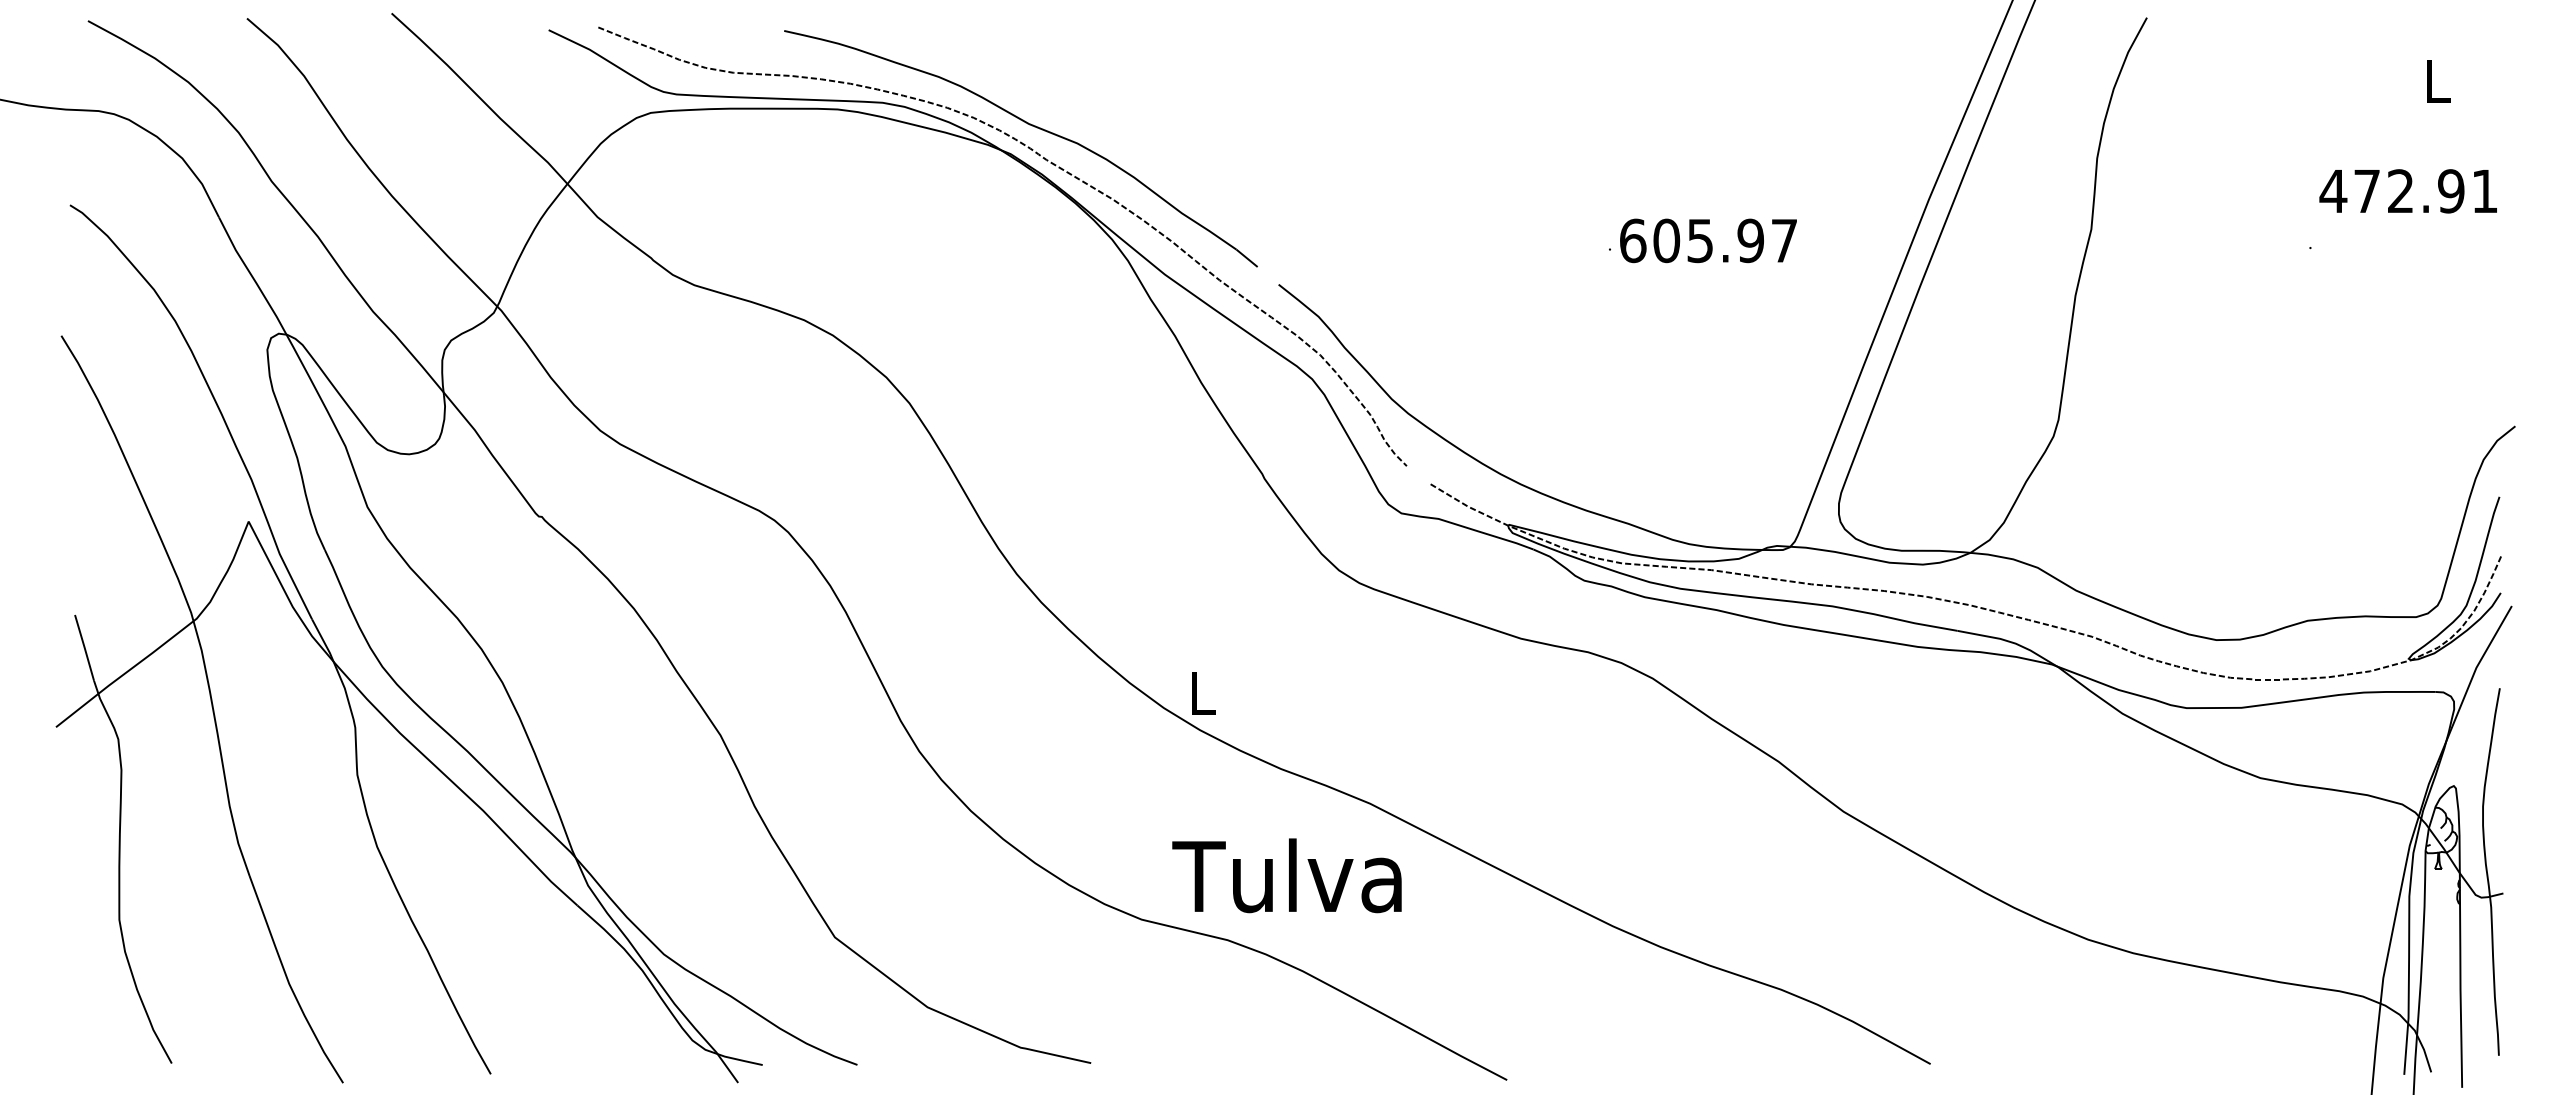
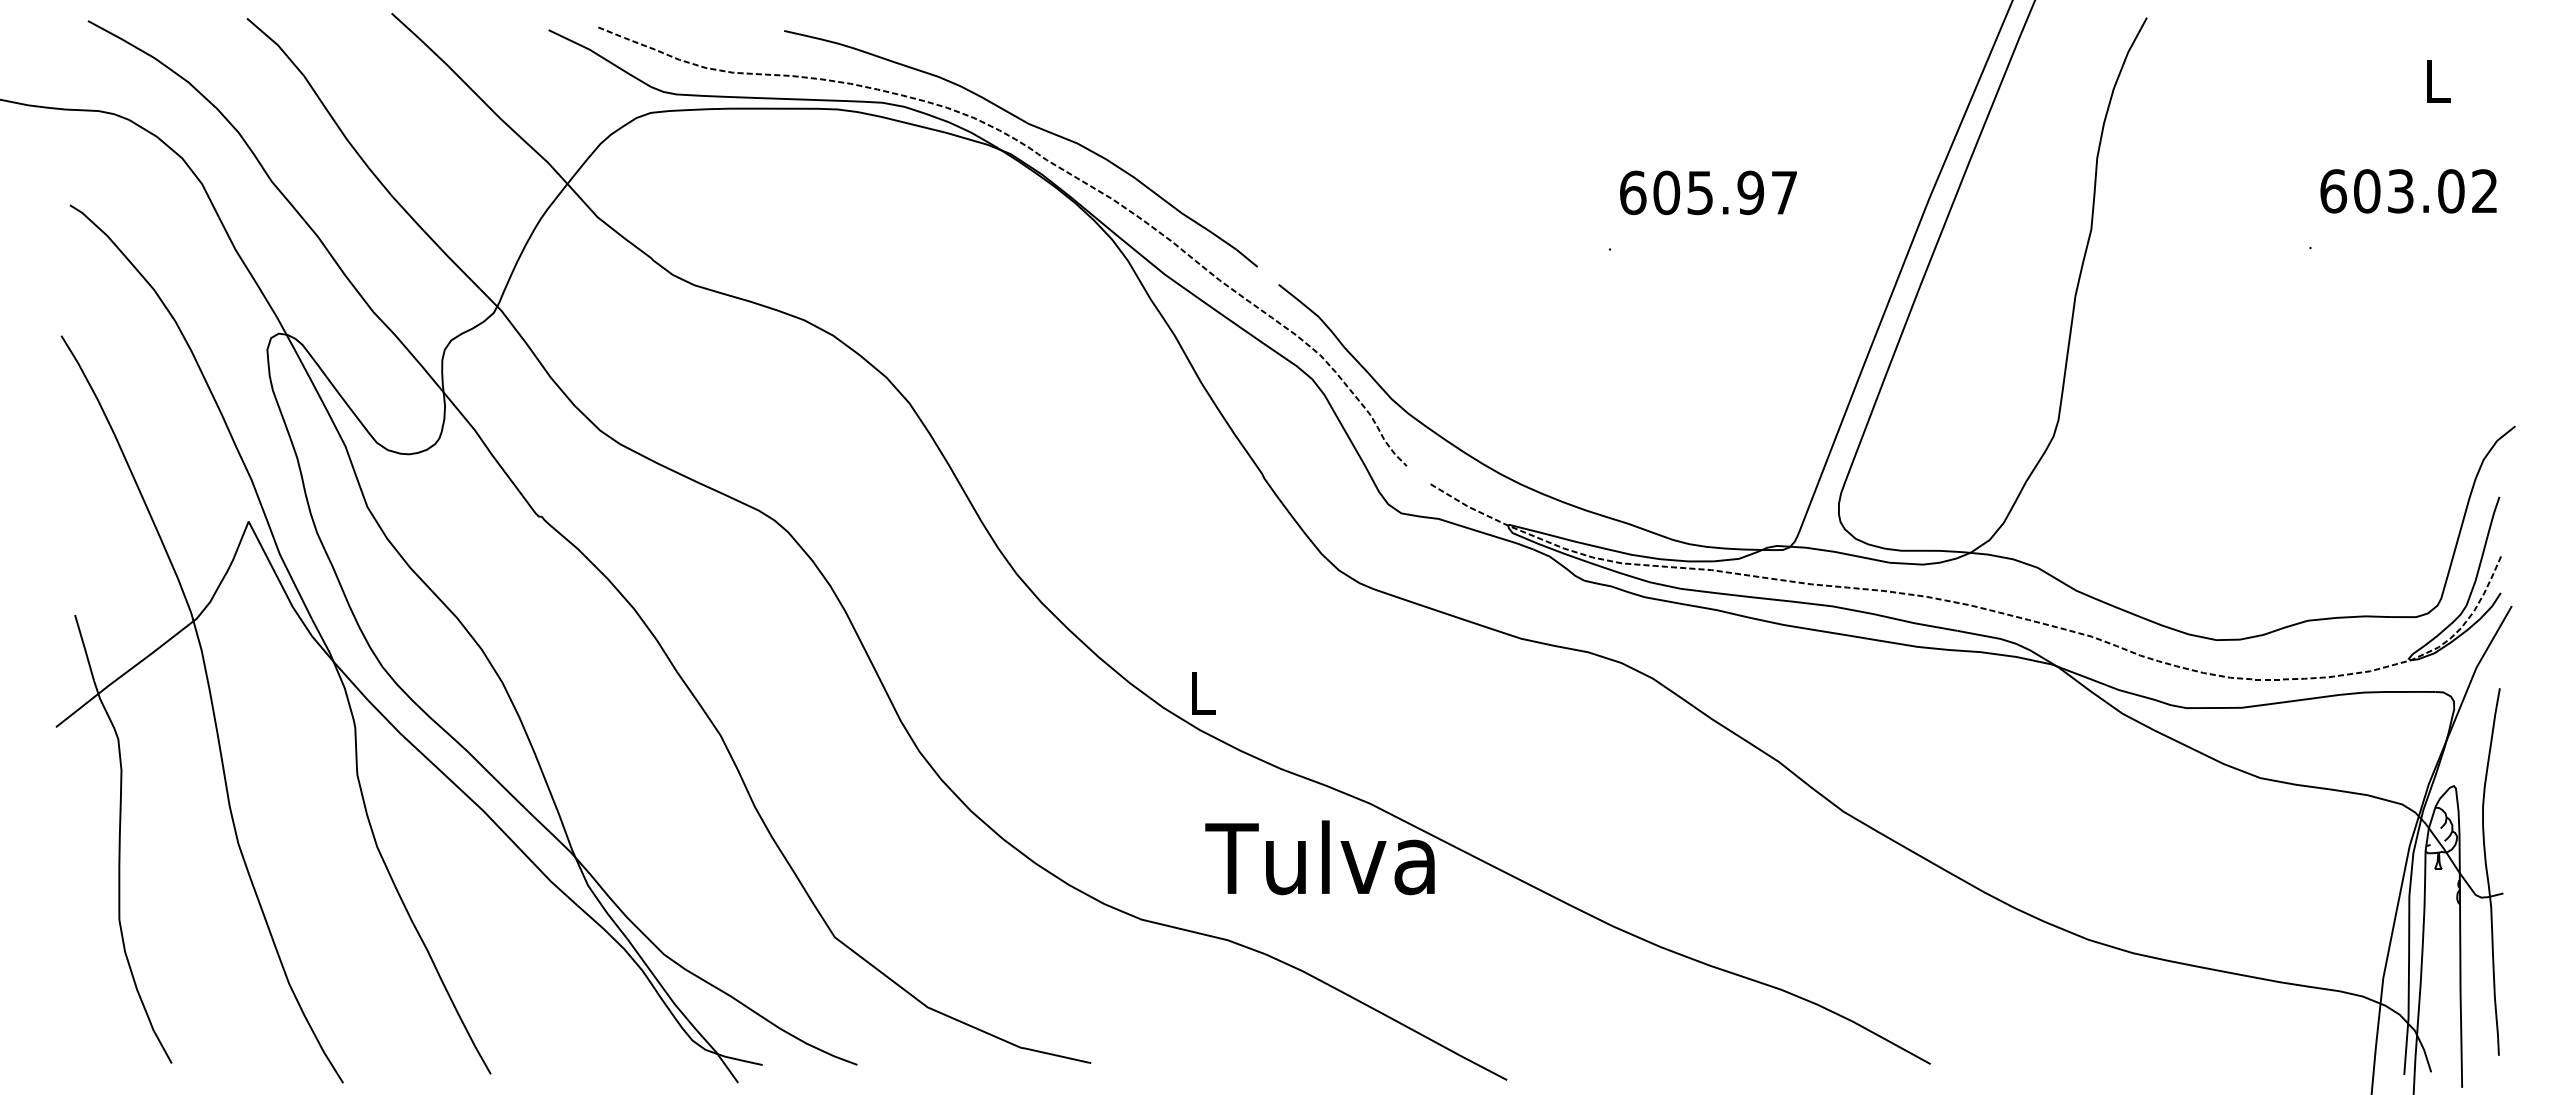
text: 472.91 -> 603.02 (2407, 191)
text position: (1708, 240) -> (1708, 192) (1708, 192)
text position: (1286, 875) -> (1319, 857) (1319, 857)
